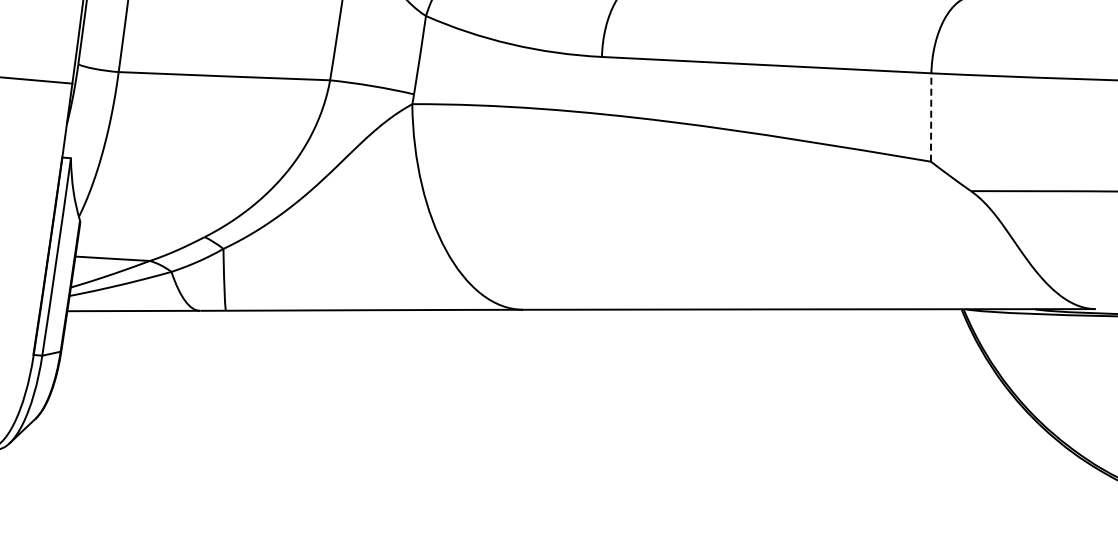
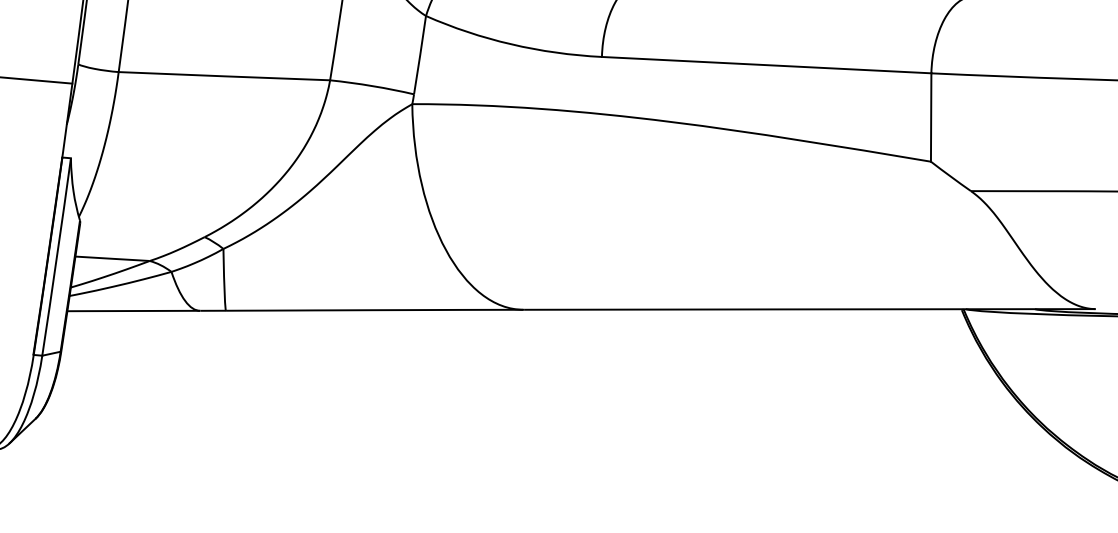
line: dashed -> solid (931, 117)
